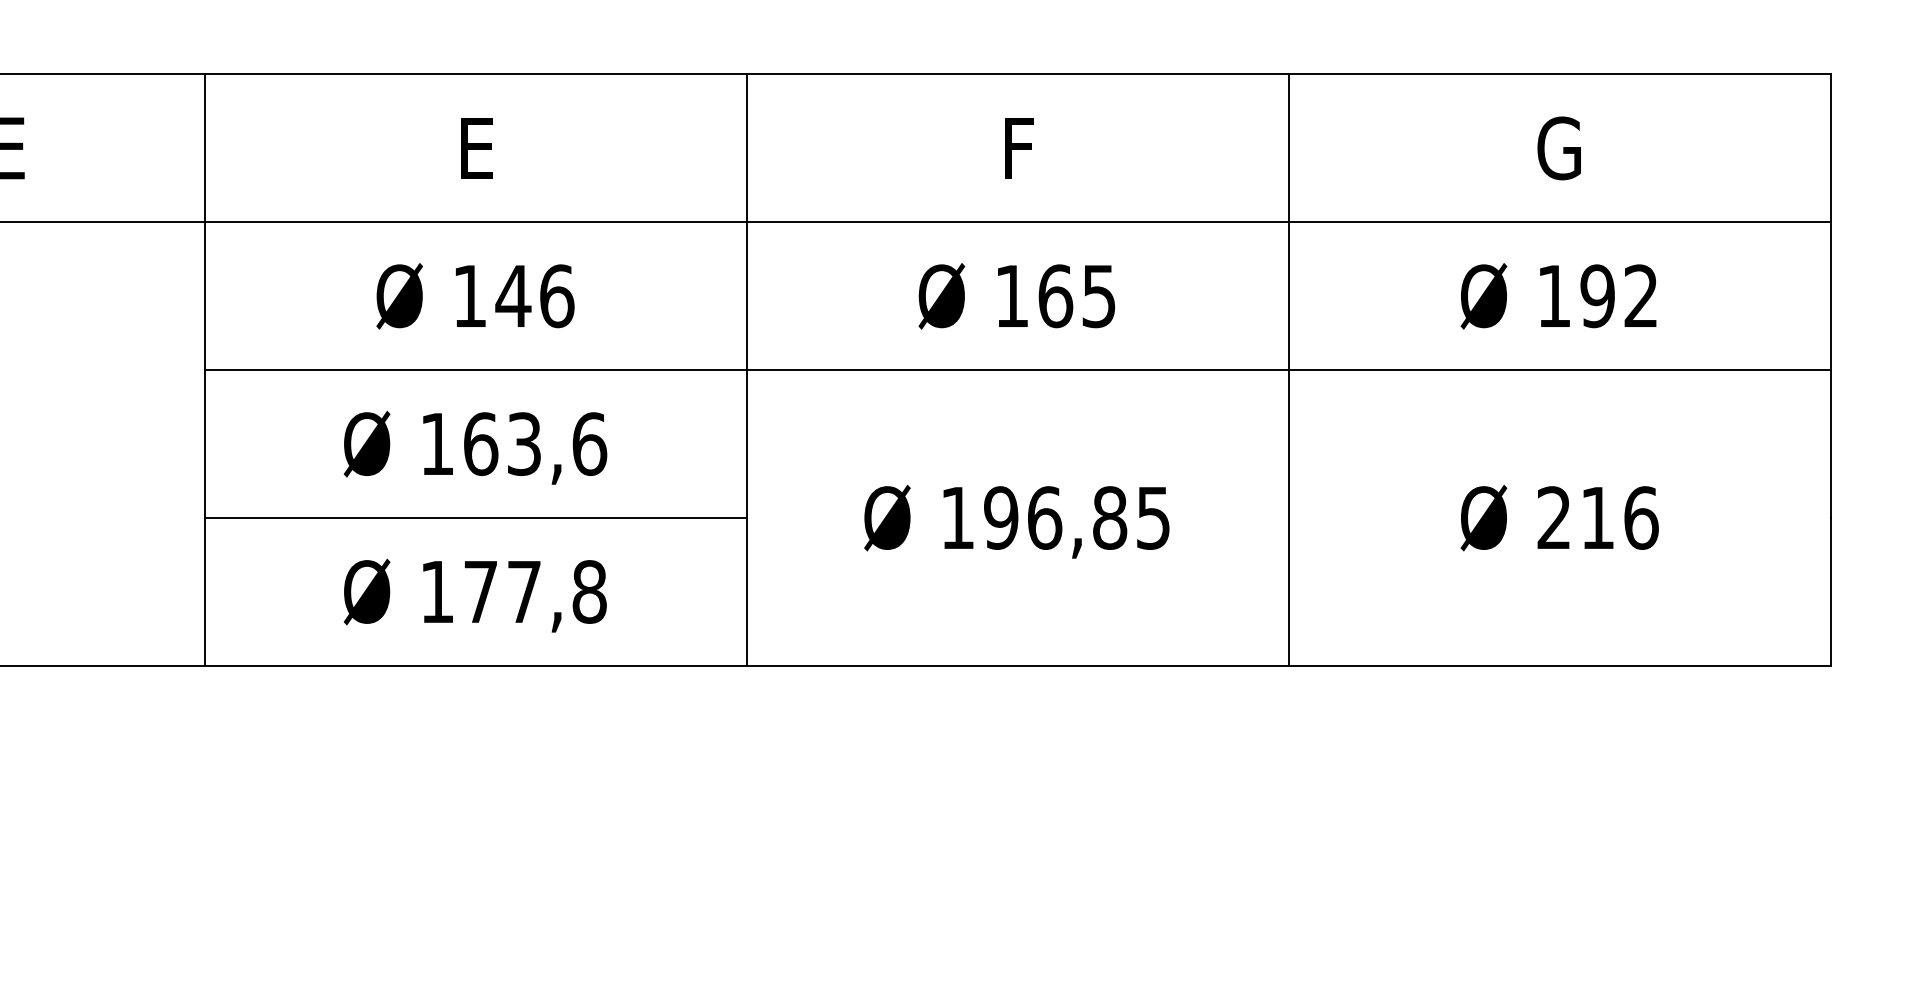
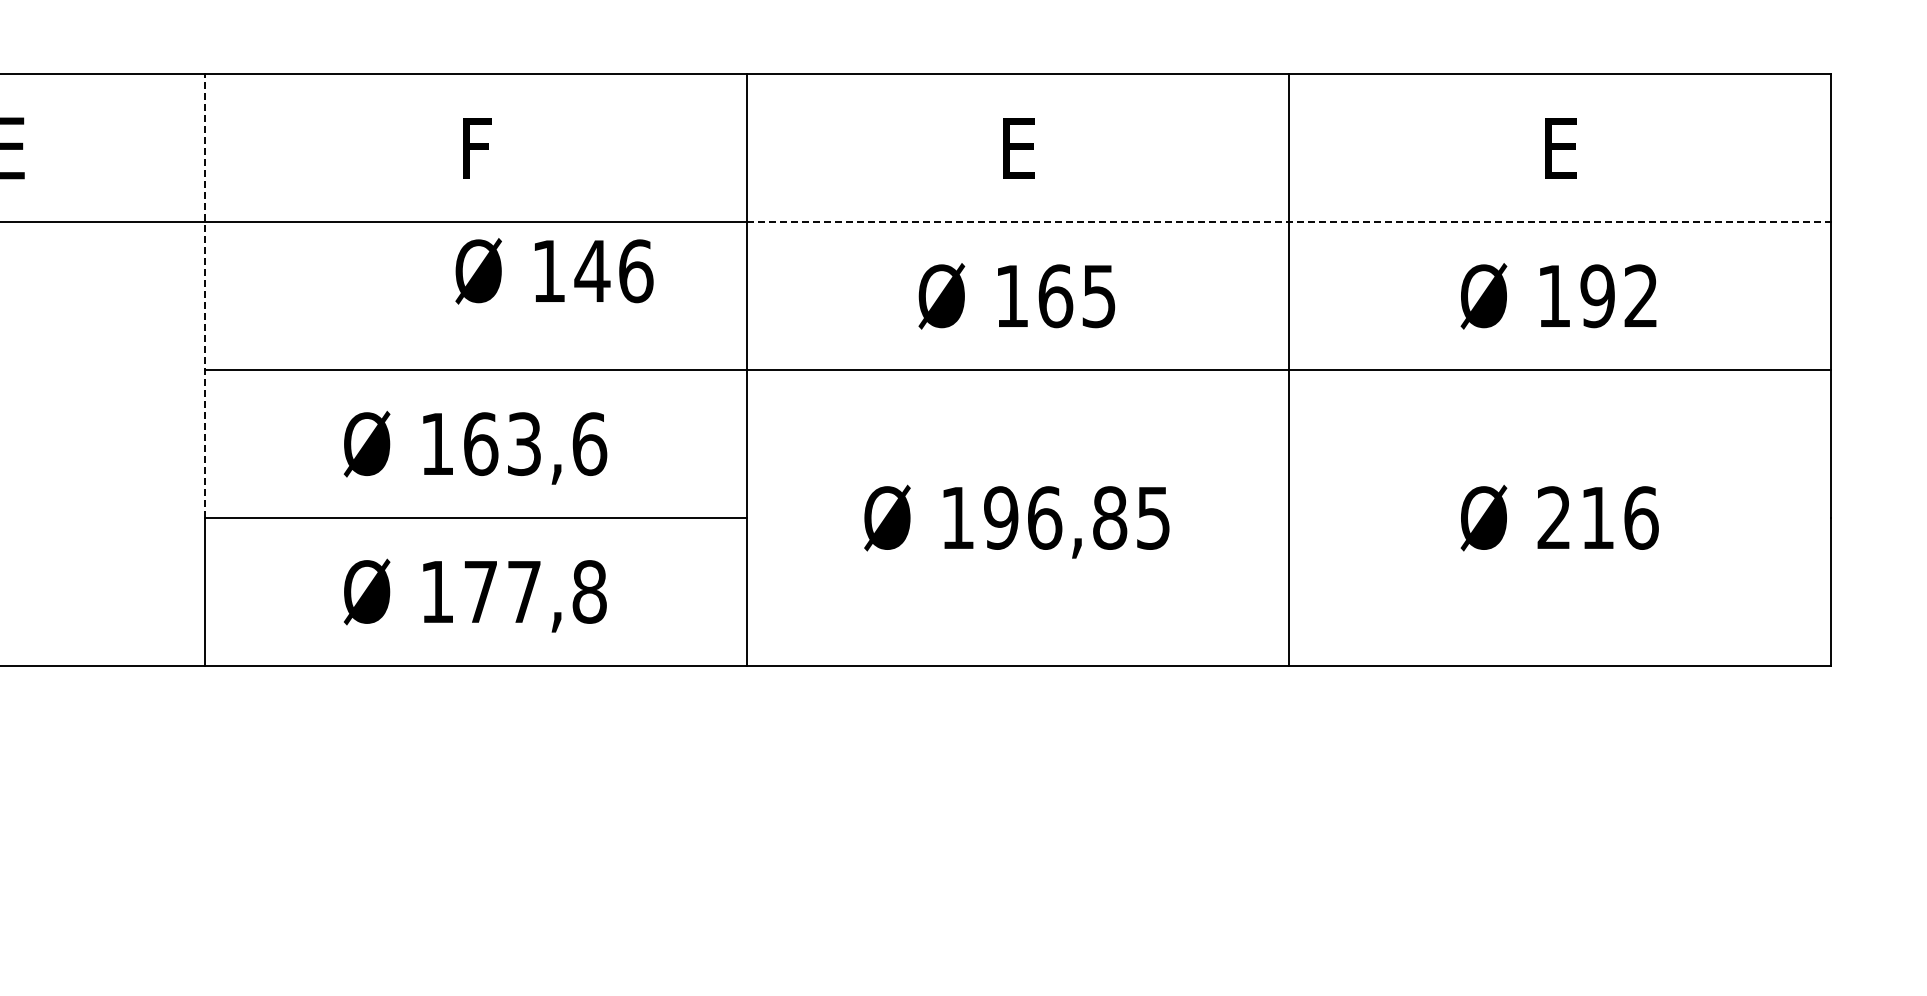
text: E -> F (476, 148)
text: F -> E (1018, 148)
text: G -> E (1558, 148)
line: solid -> dashed (1289, 222)
line: solid -> dashed (204, 296)
text position: (475, 296) -> (554, 271) (554, 271)
